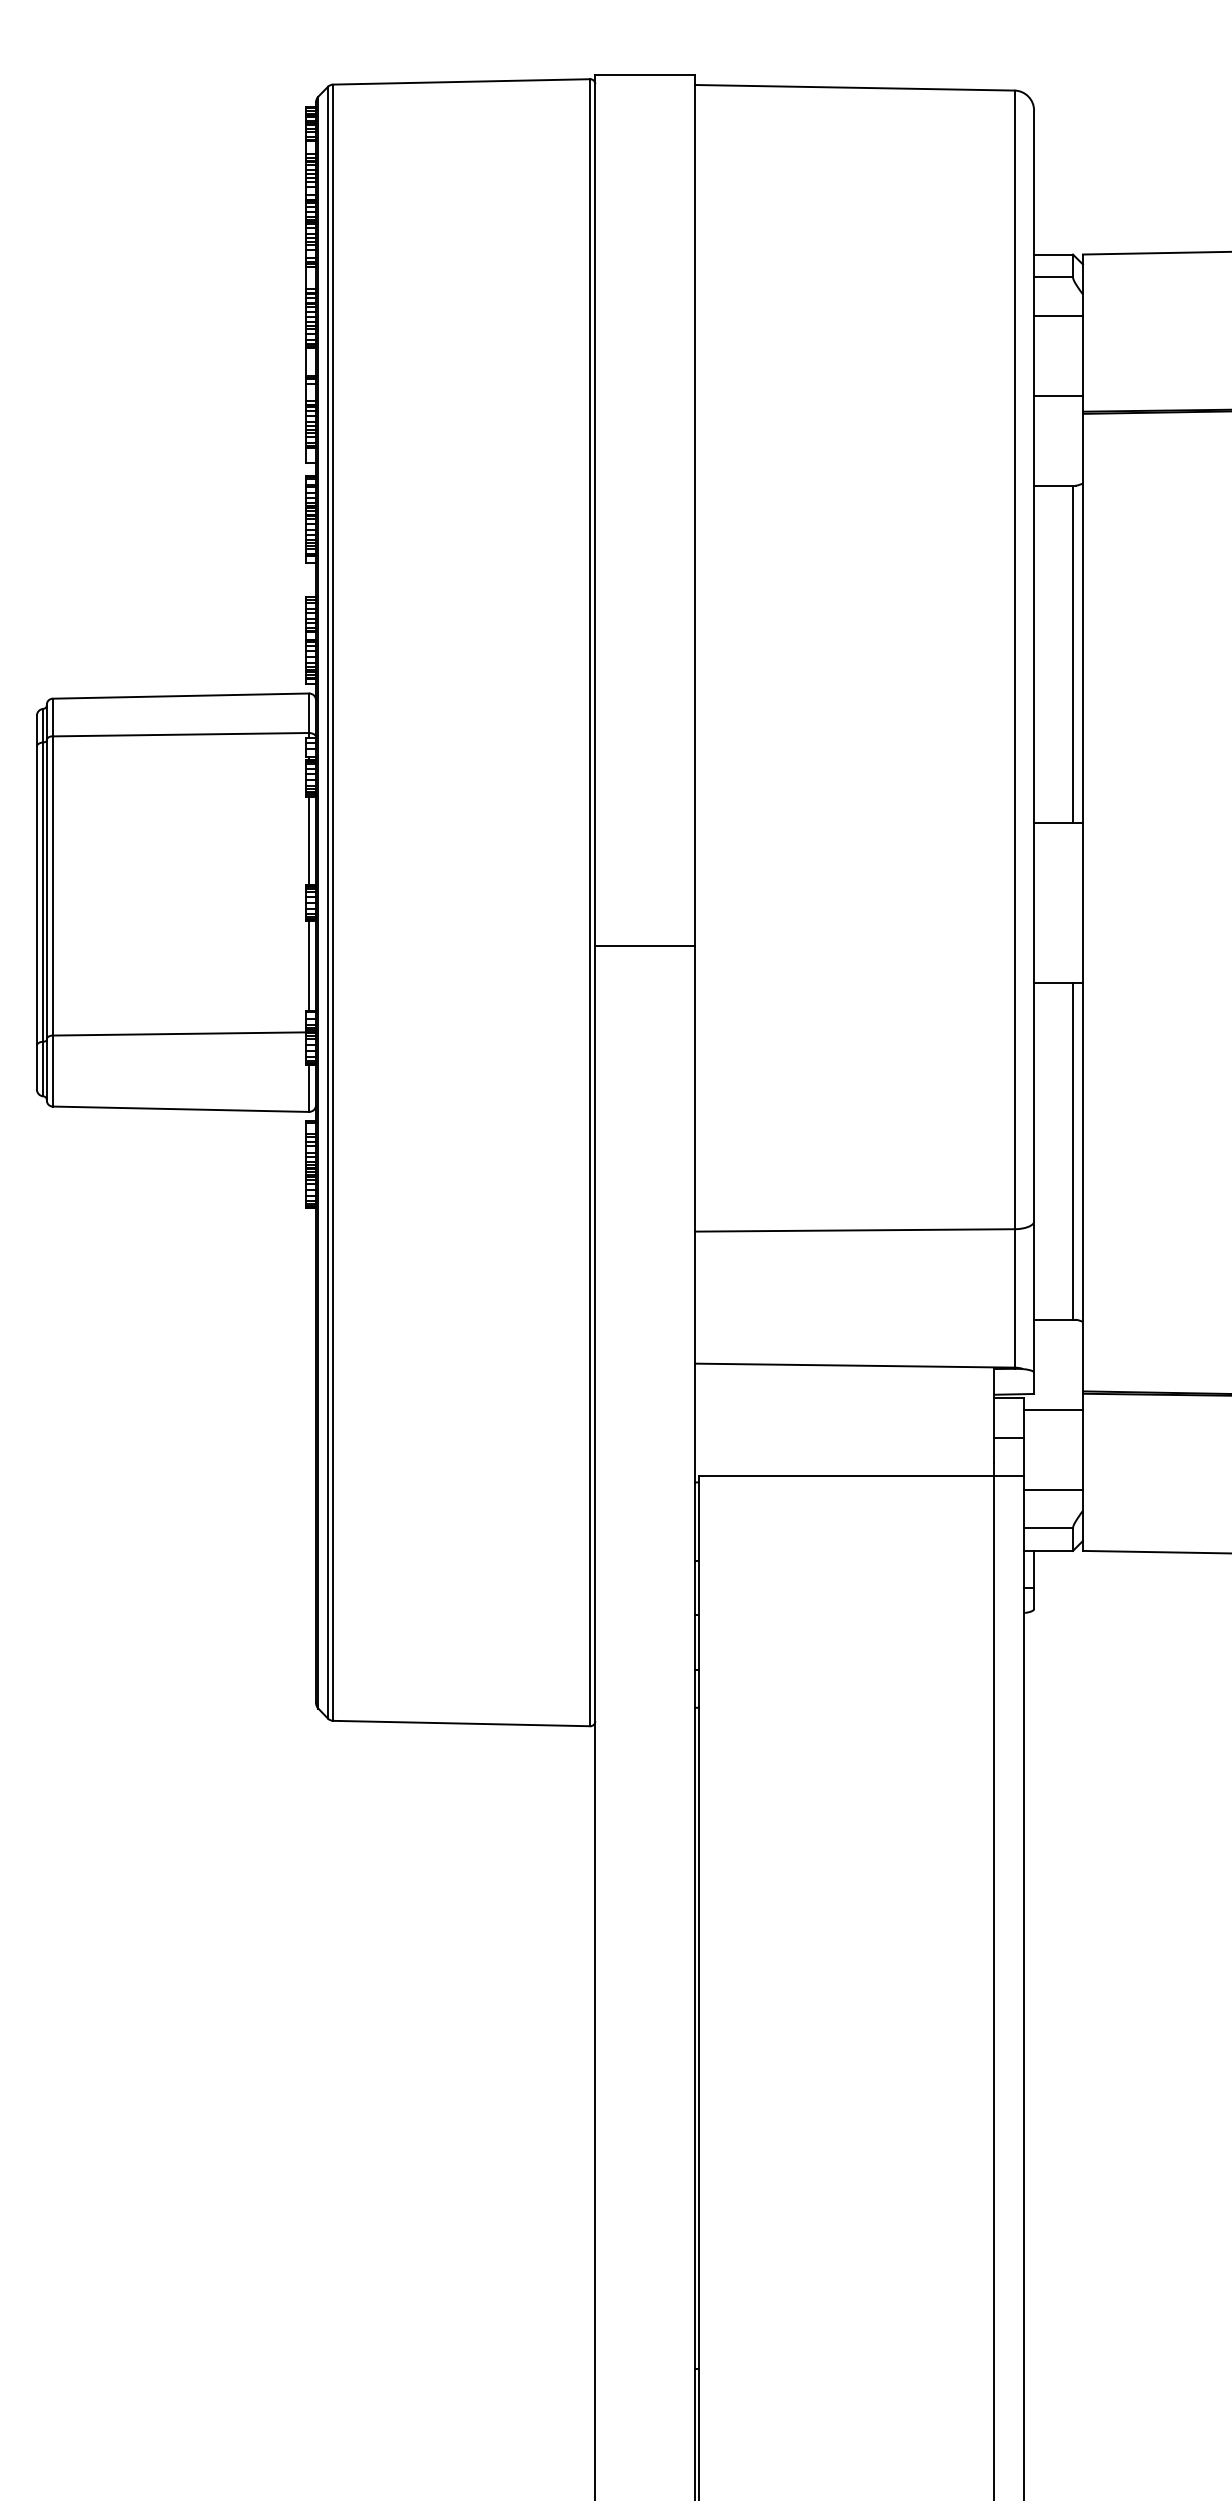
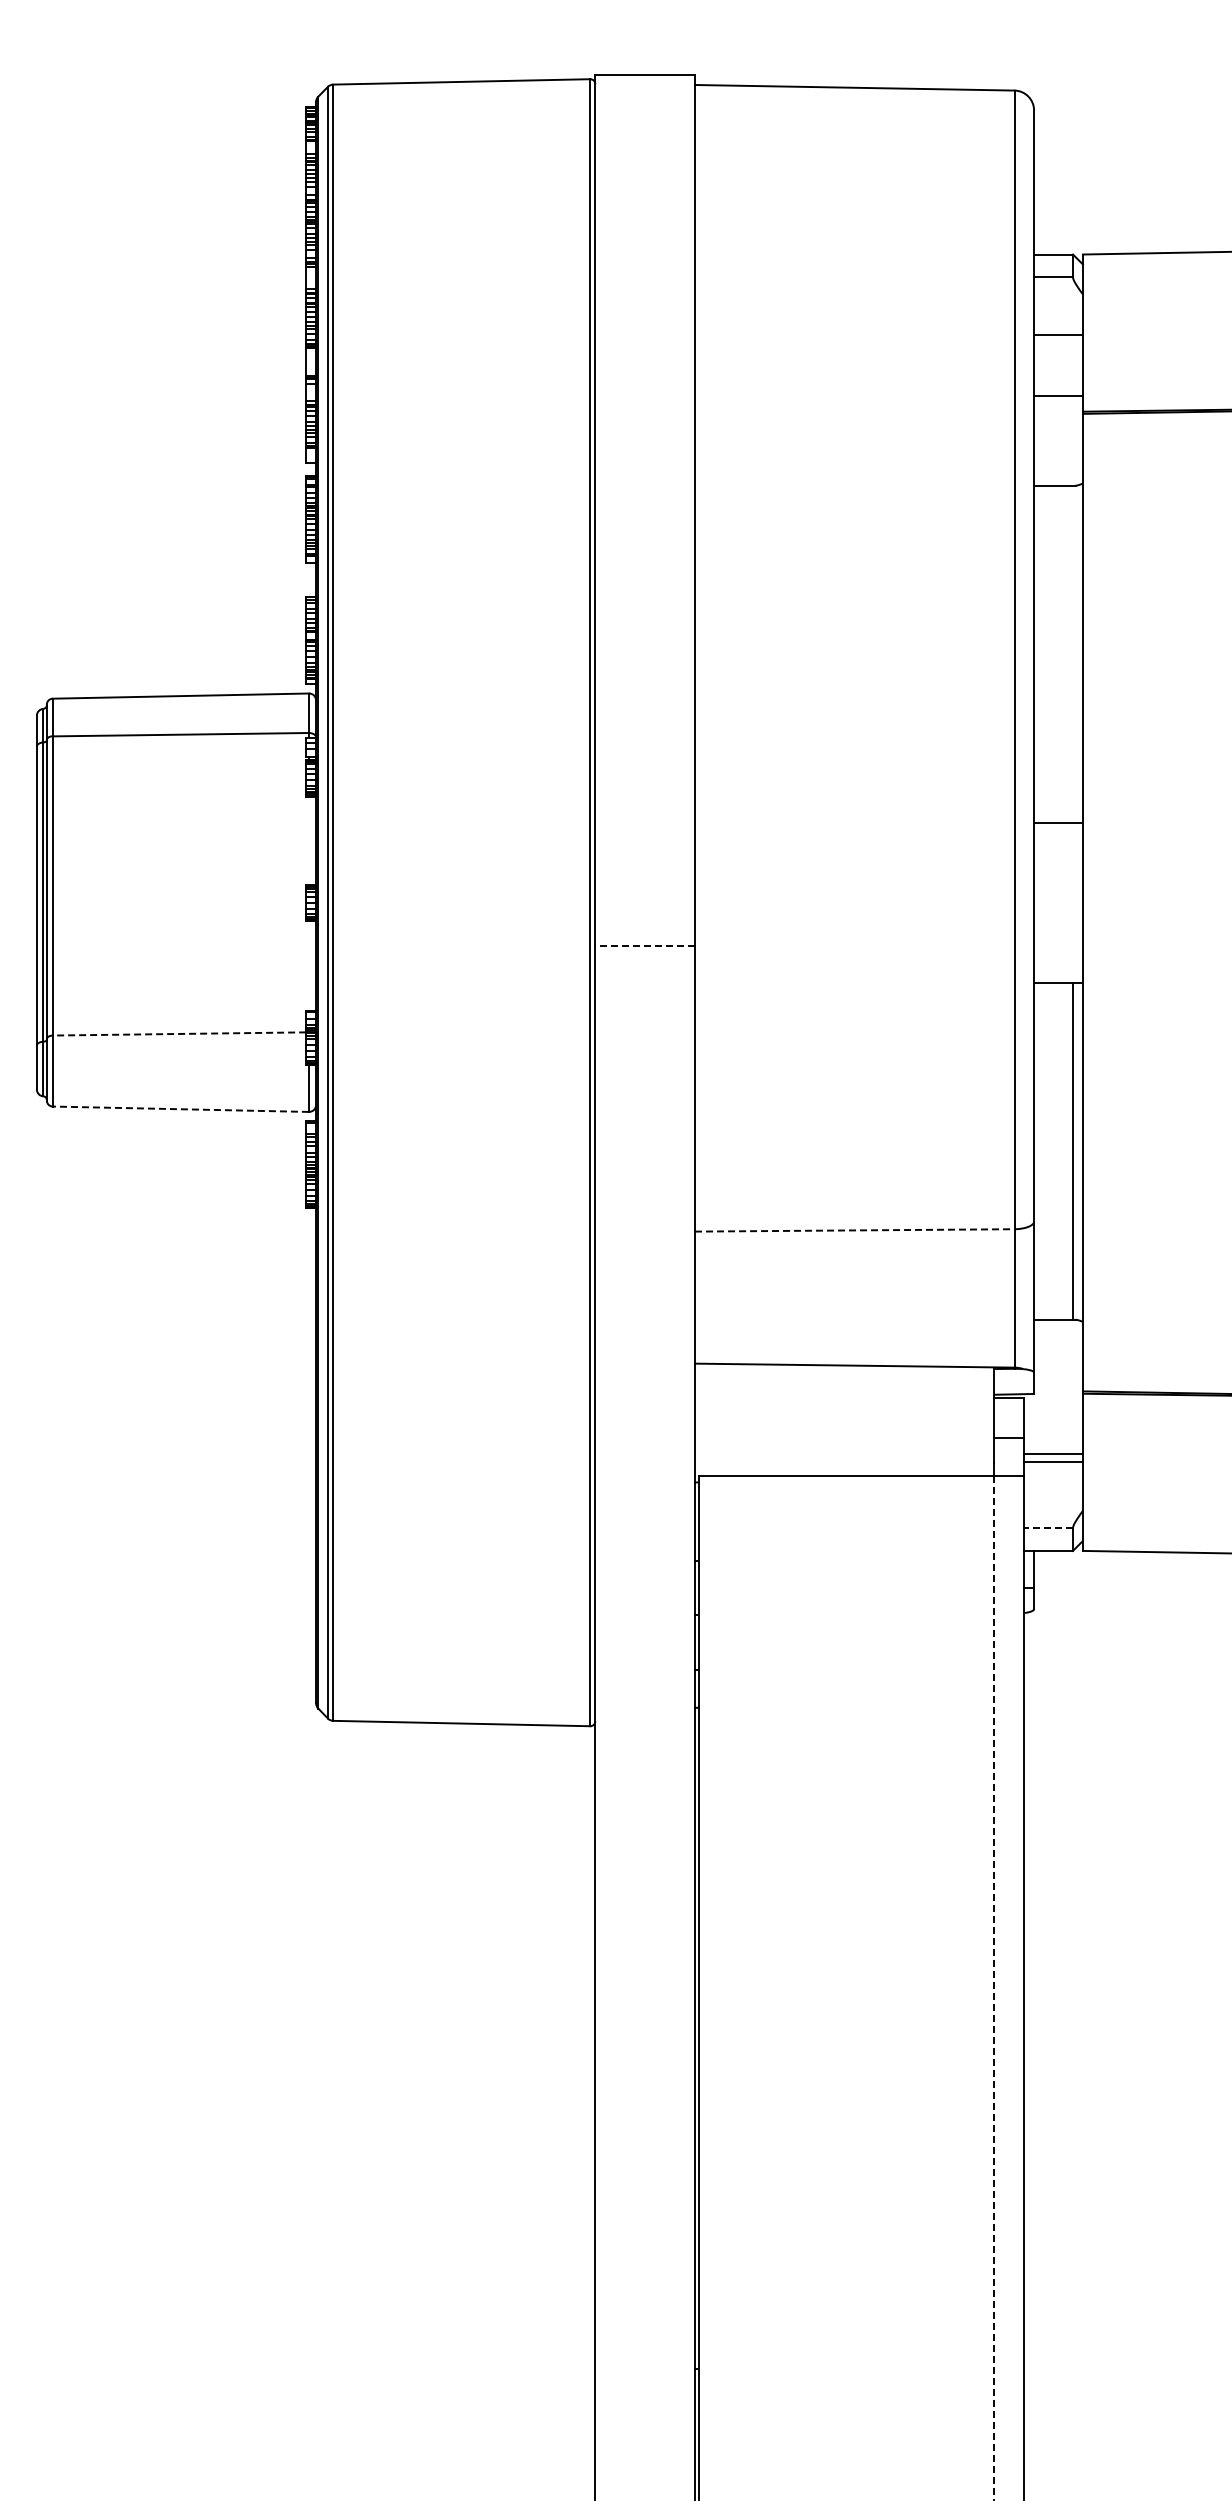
line position: (1058, 315) -> (1058, 334) (1058, 334)
line: present -> none (1072, 653)
line: present -> none (308, 840)
line: solid -> dashed (645, 946)
line: present -> none (308, 965)
line: solid -> dashed (179, 1033)
line: solid -> dashed (180, 1109)
line: solid -> dashed (854, 1230)
line position: (1053, 1409) -> (1053, 1453) (1053, 1453)
line position: (1053, 1489) -> (1053, 1461) (1053, 1461)
line: solid -> dashed (1048, 1528)
line: solid -> dashed (994, 1988)
